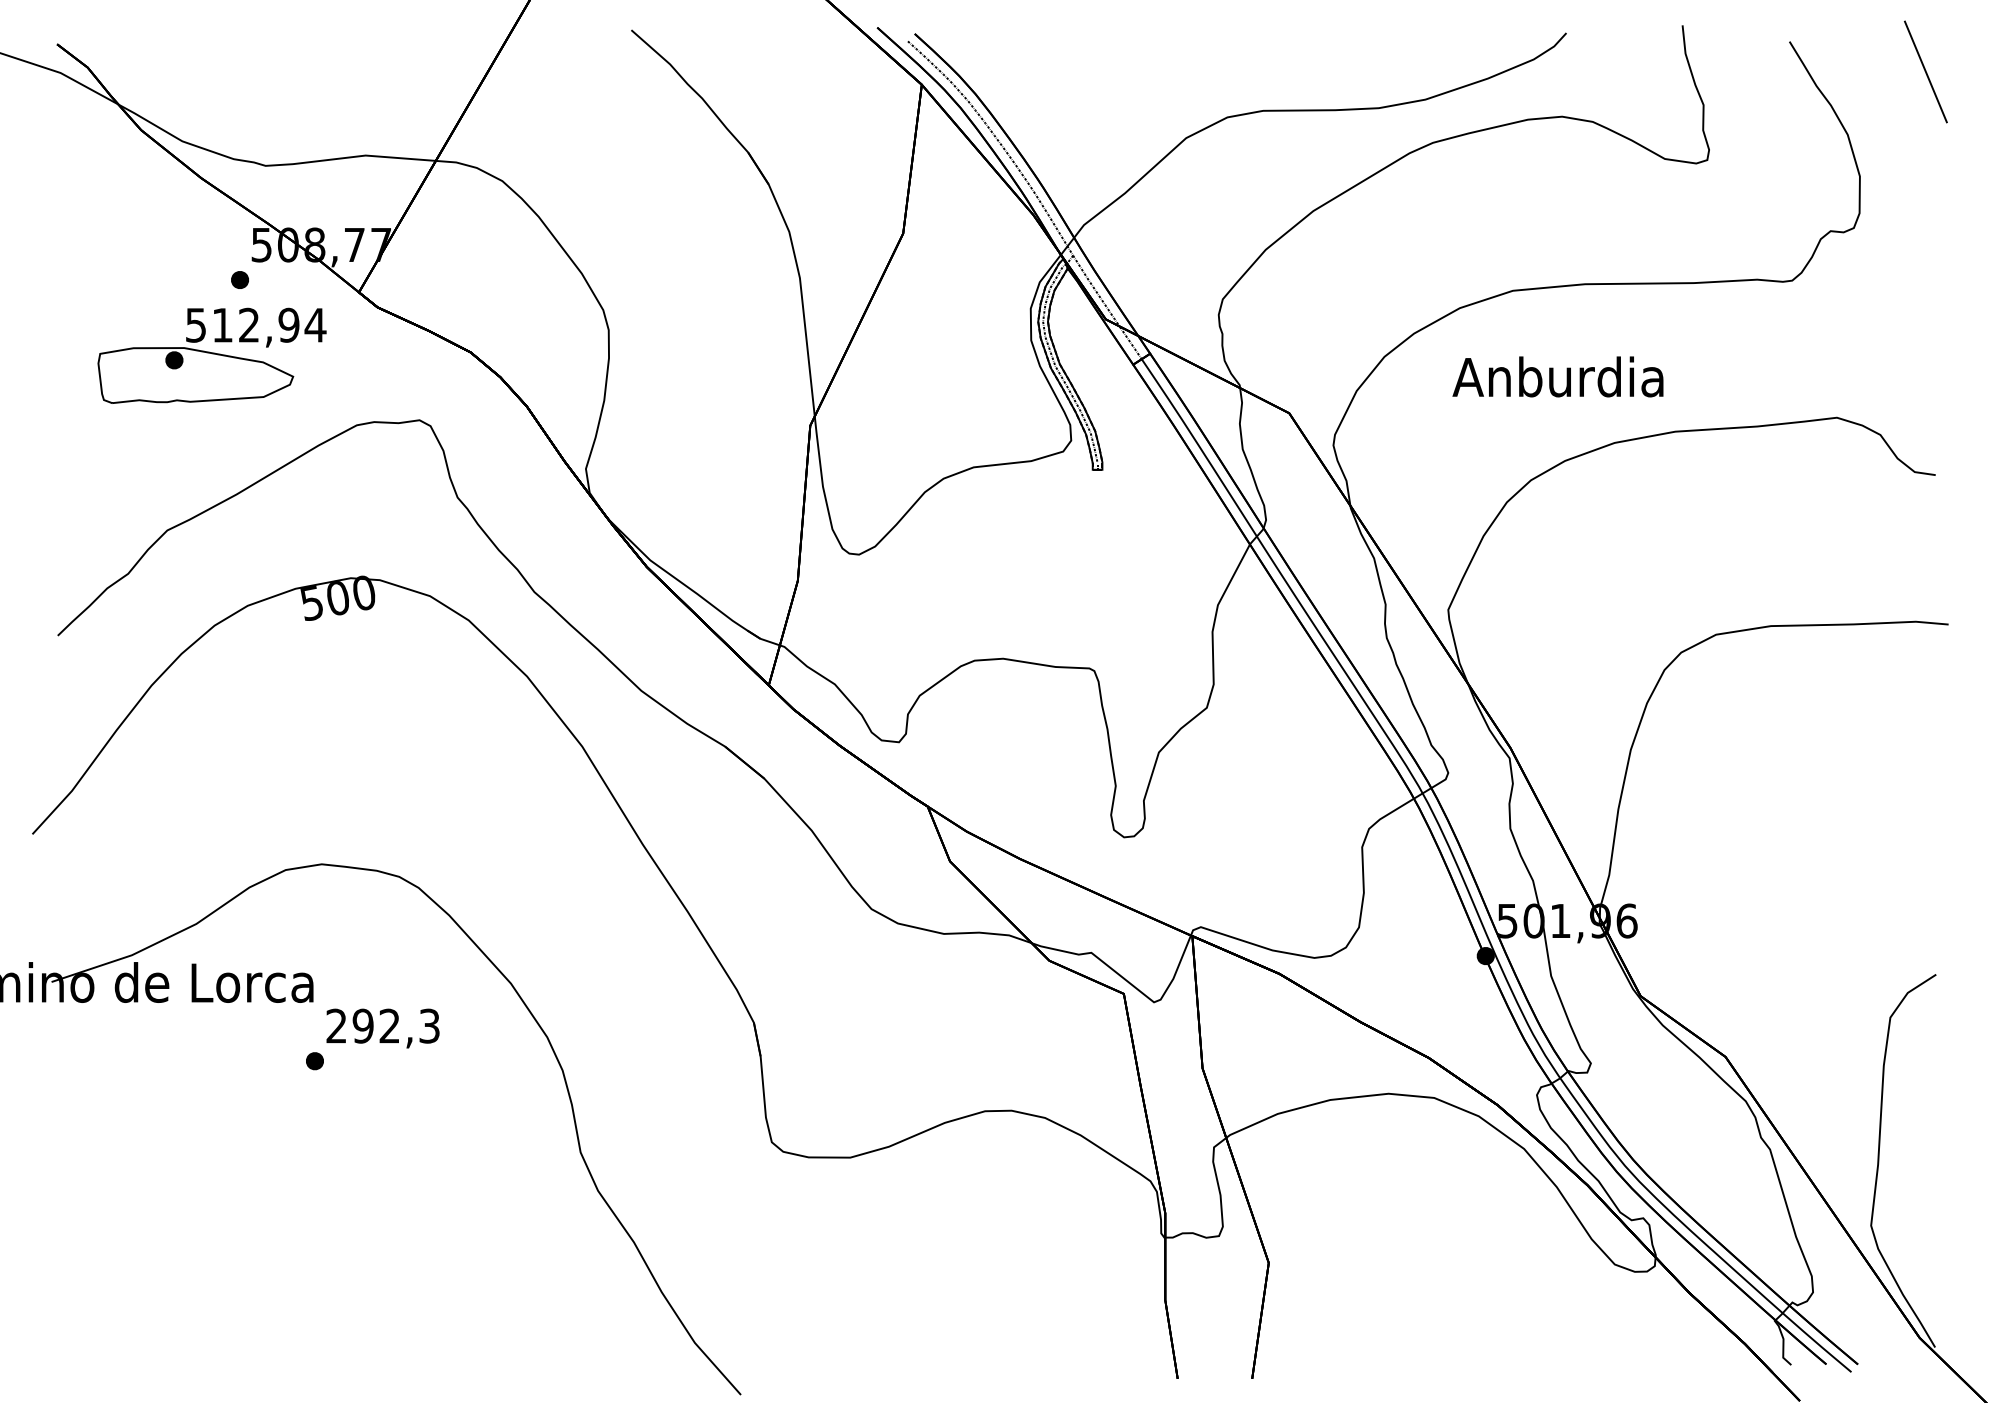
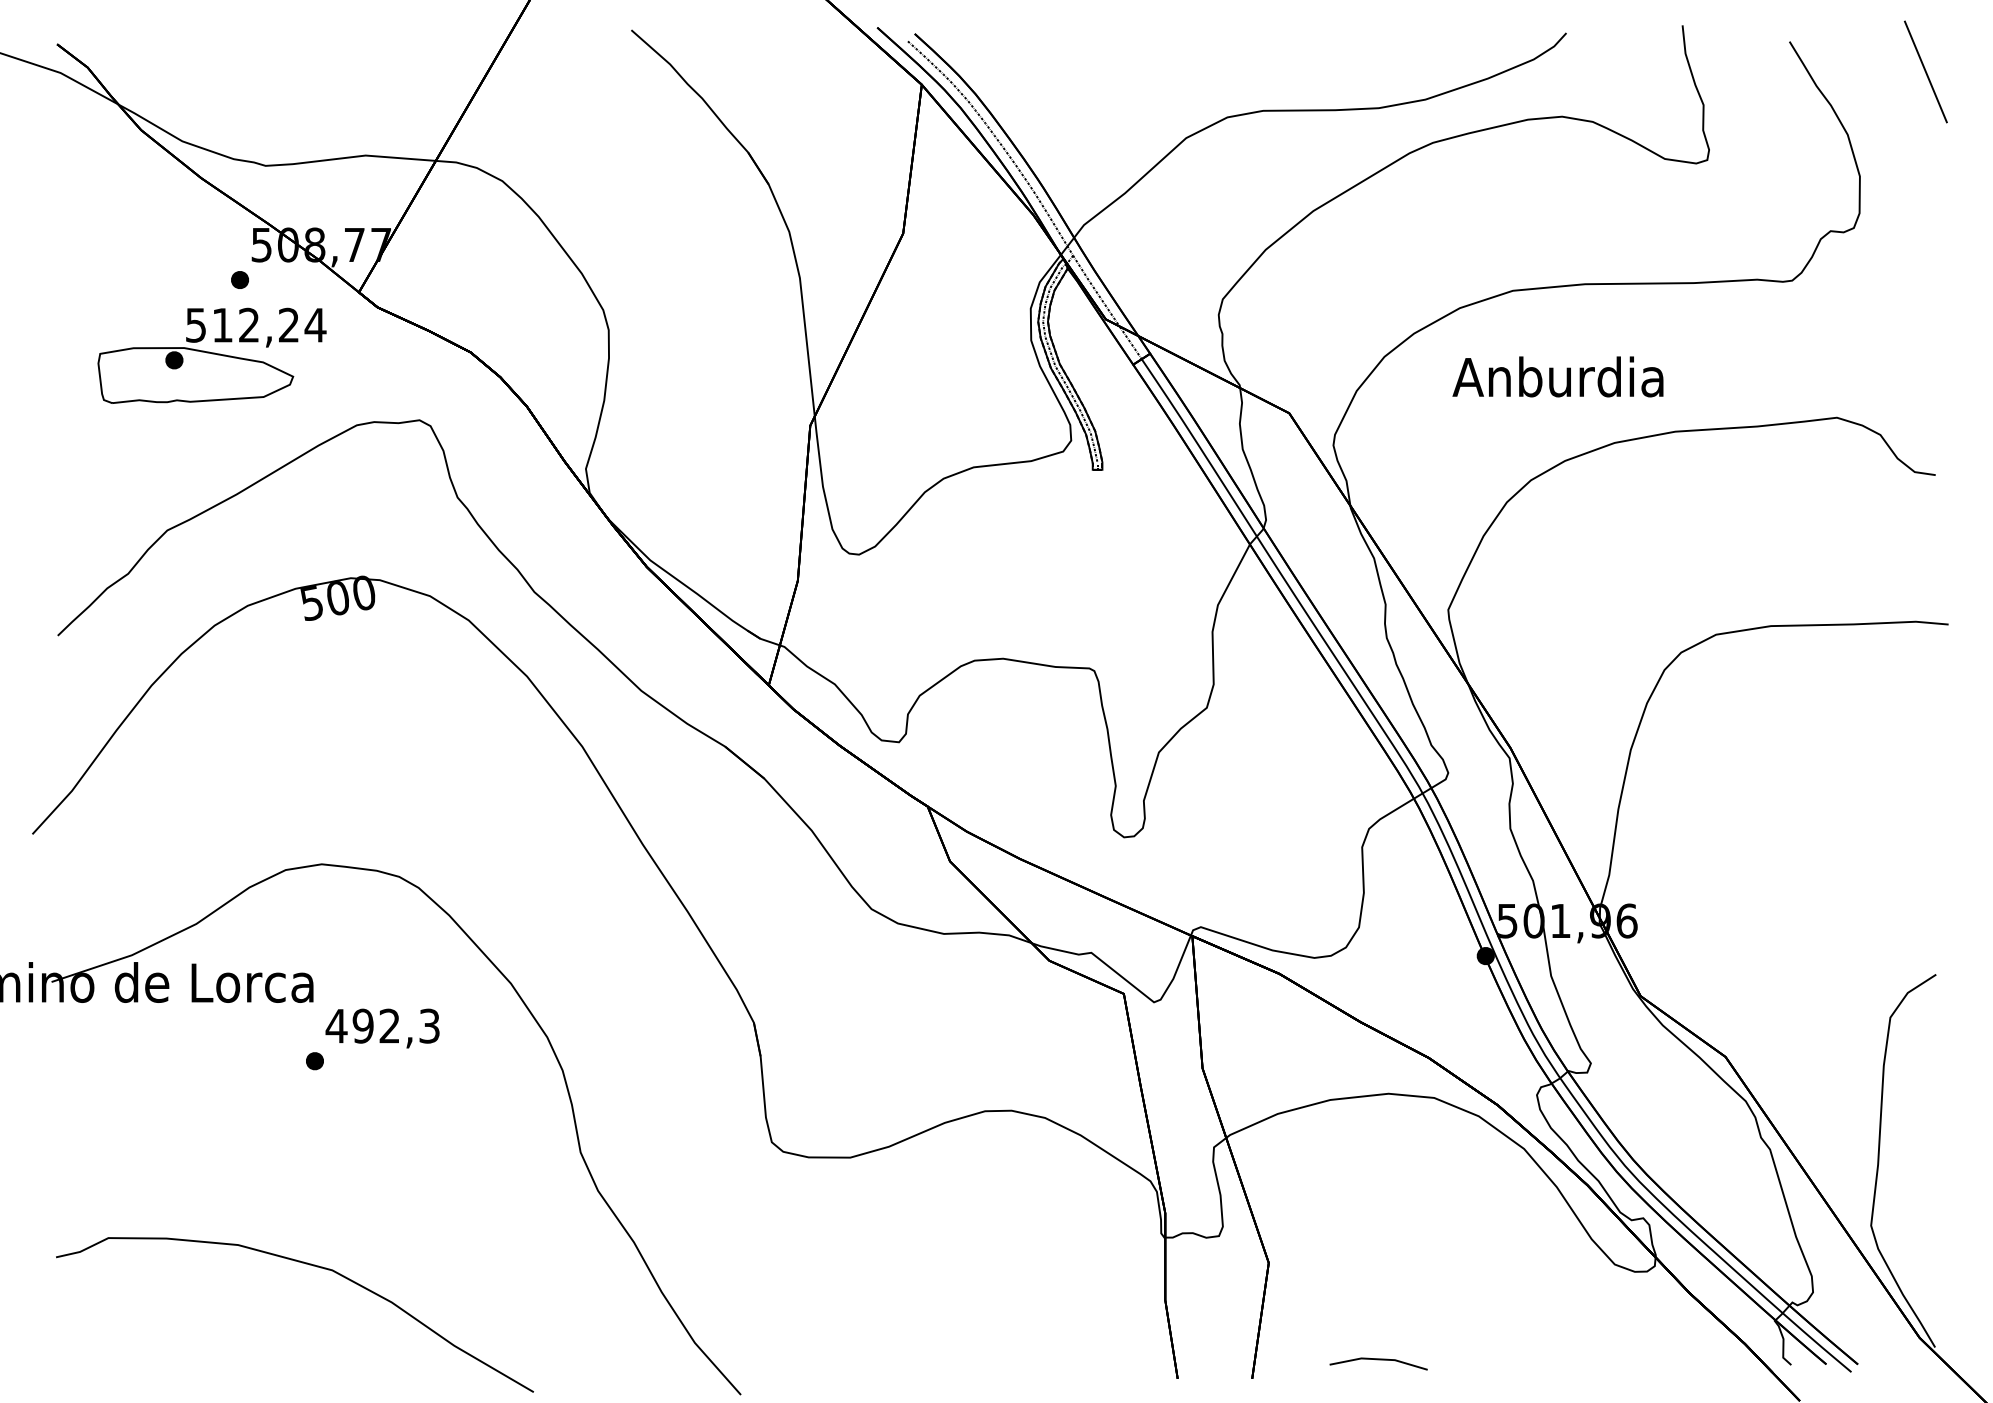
text: 512,94 -> 512,24 (288, 324)
text: 292,3 -> 492,3 (336, 1025)
curve: none -> present (305, 1264)
line: none -> present (1378, 1360)
